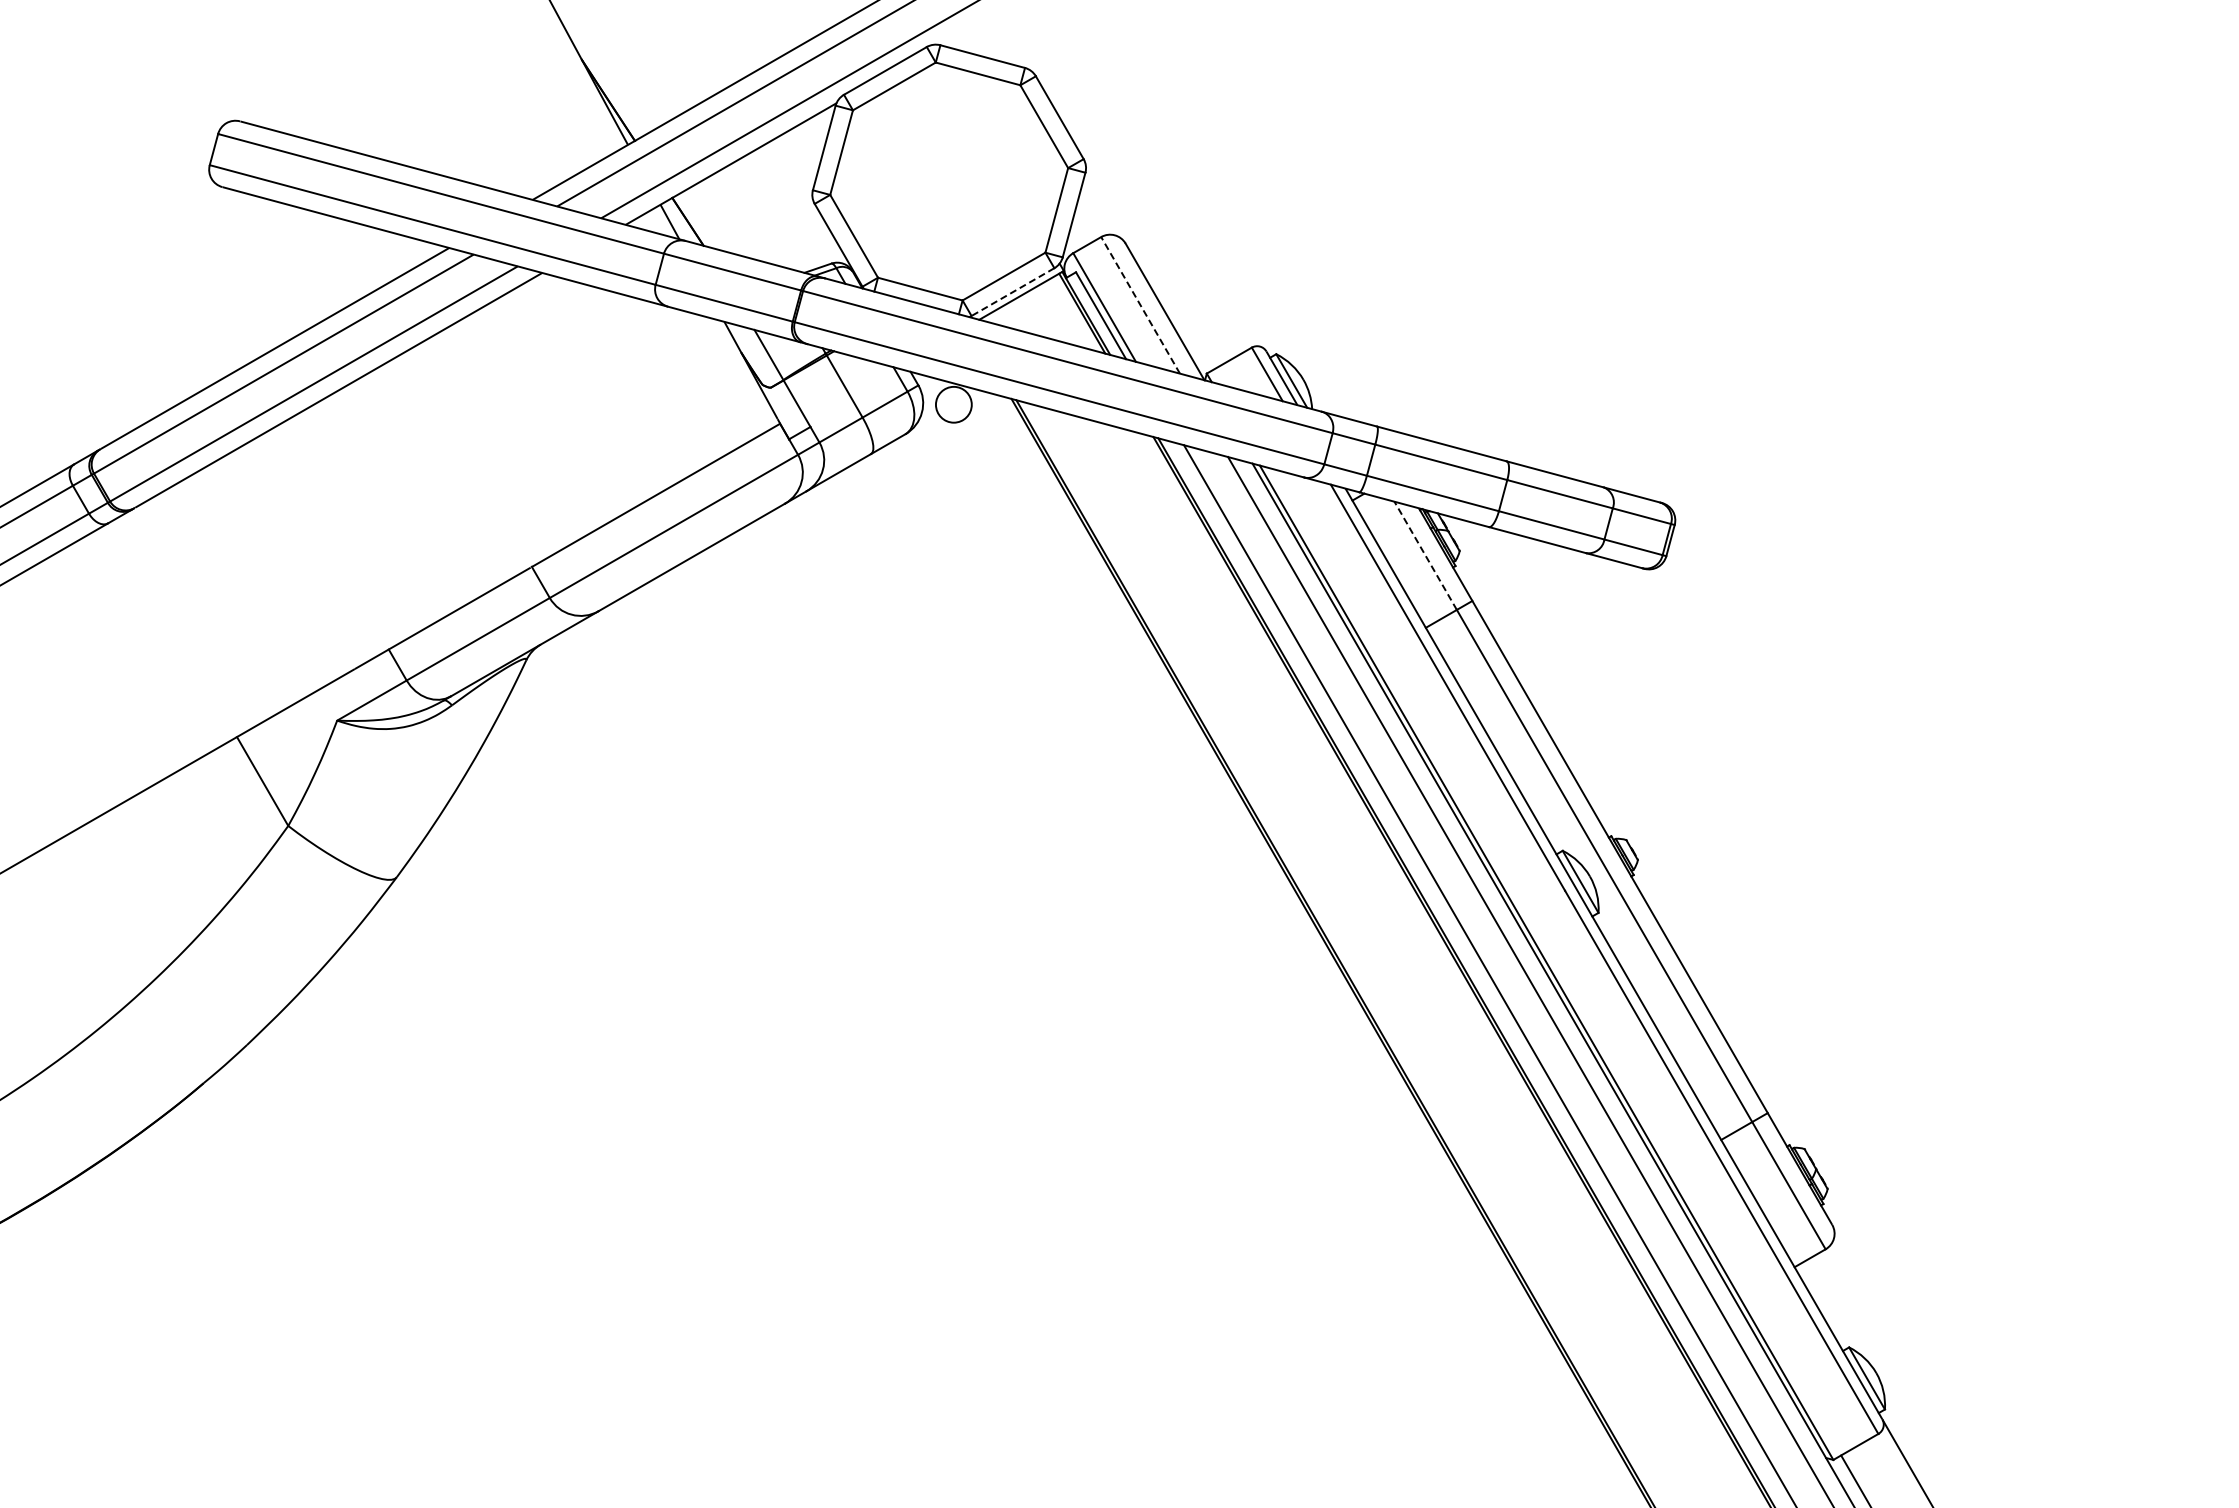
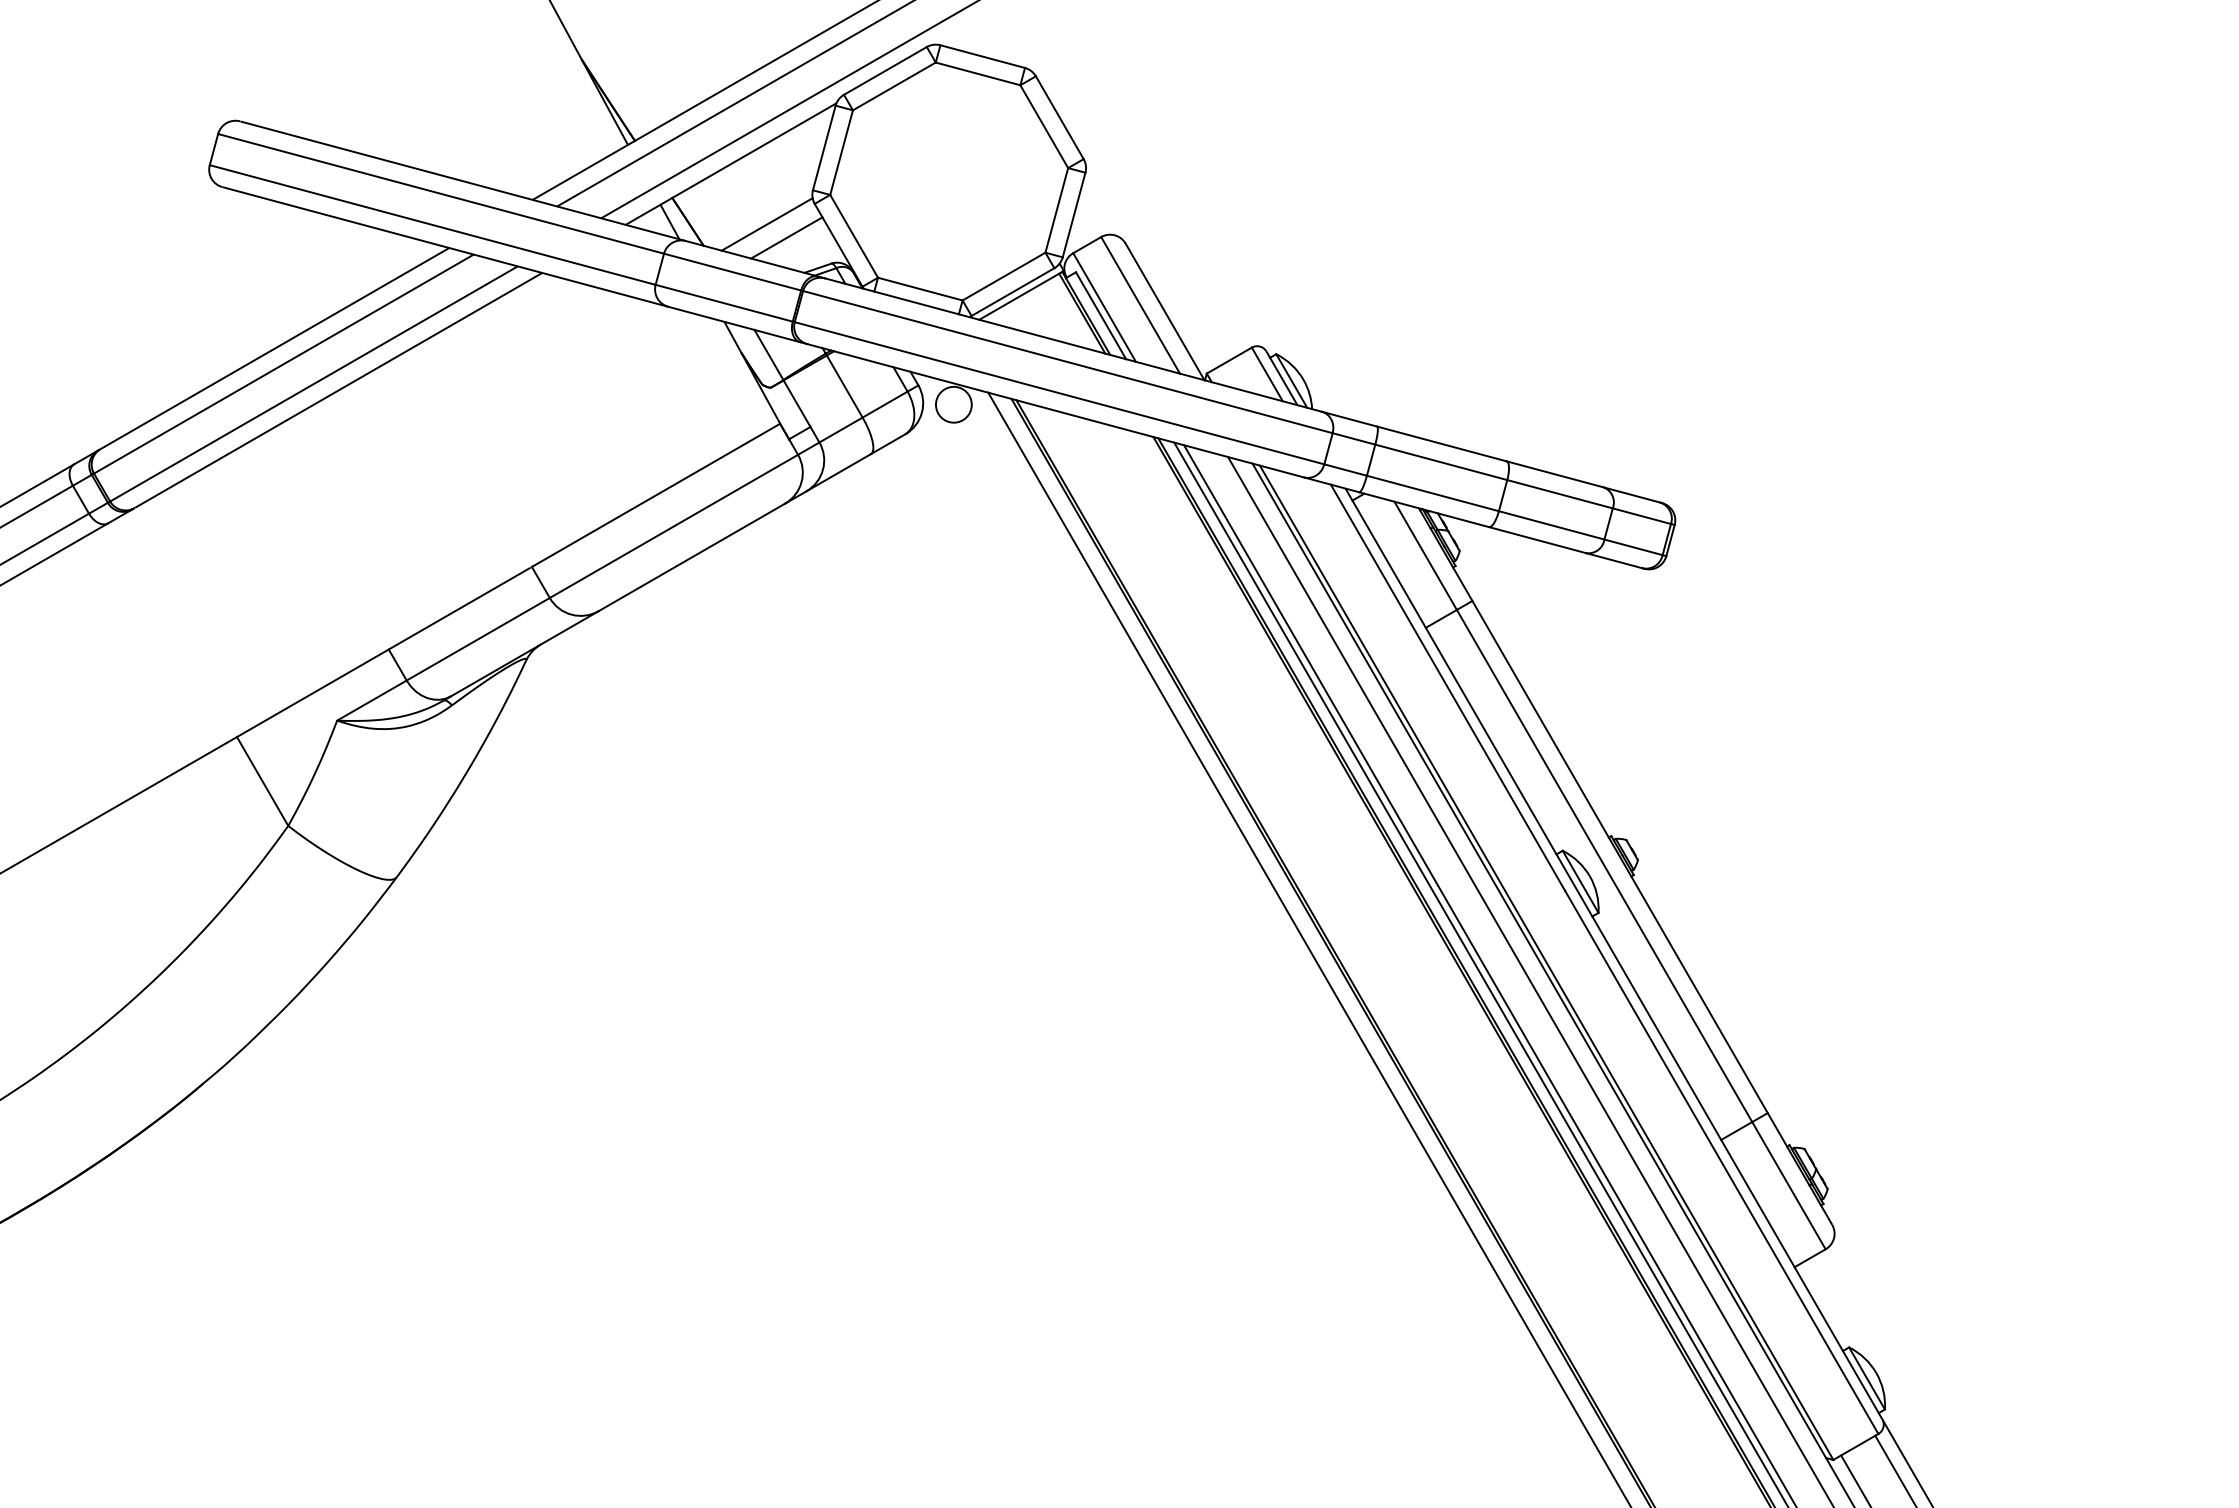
line: none -> present (766, 224)
line: none -> present (786, 237)
line: dashed -> solid (1012, 292)
line: dashed -> solid (1140, 305)
line: dashed -> solid (1425, 555)
line: none -> present (1308, 948)
line: none -> present (1480, 973)
line: none -> present (1894, 1469)
